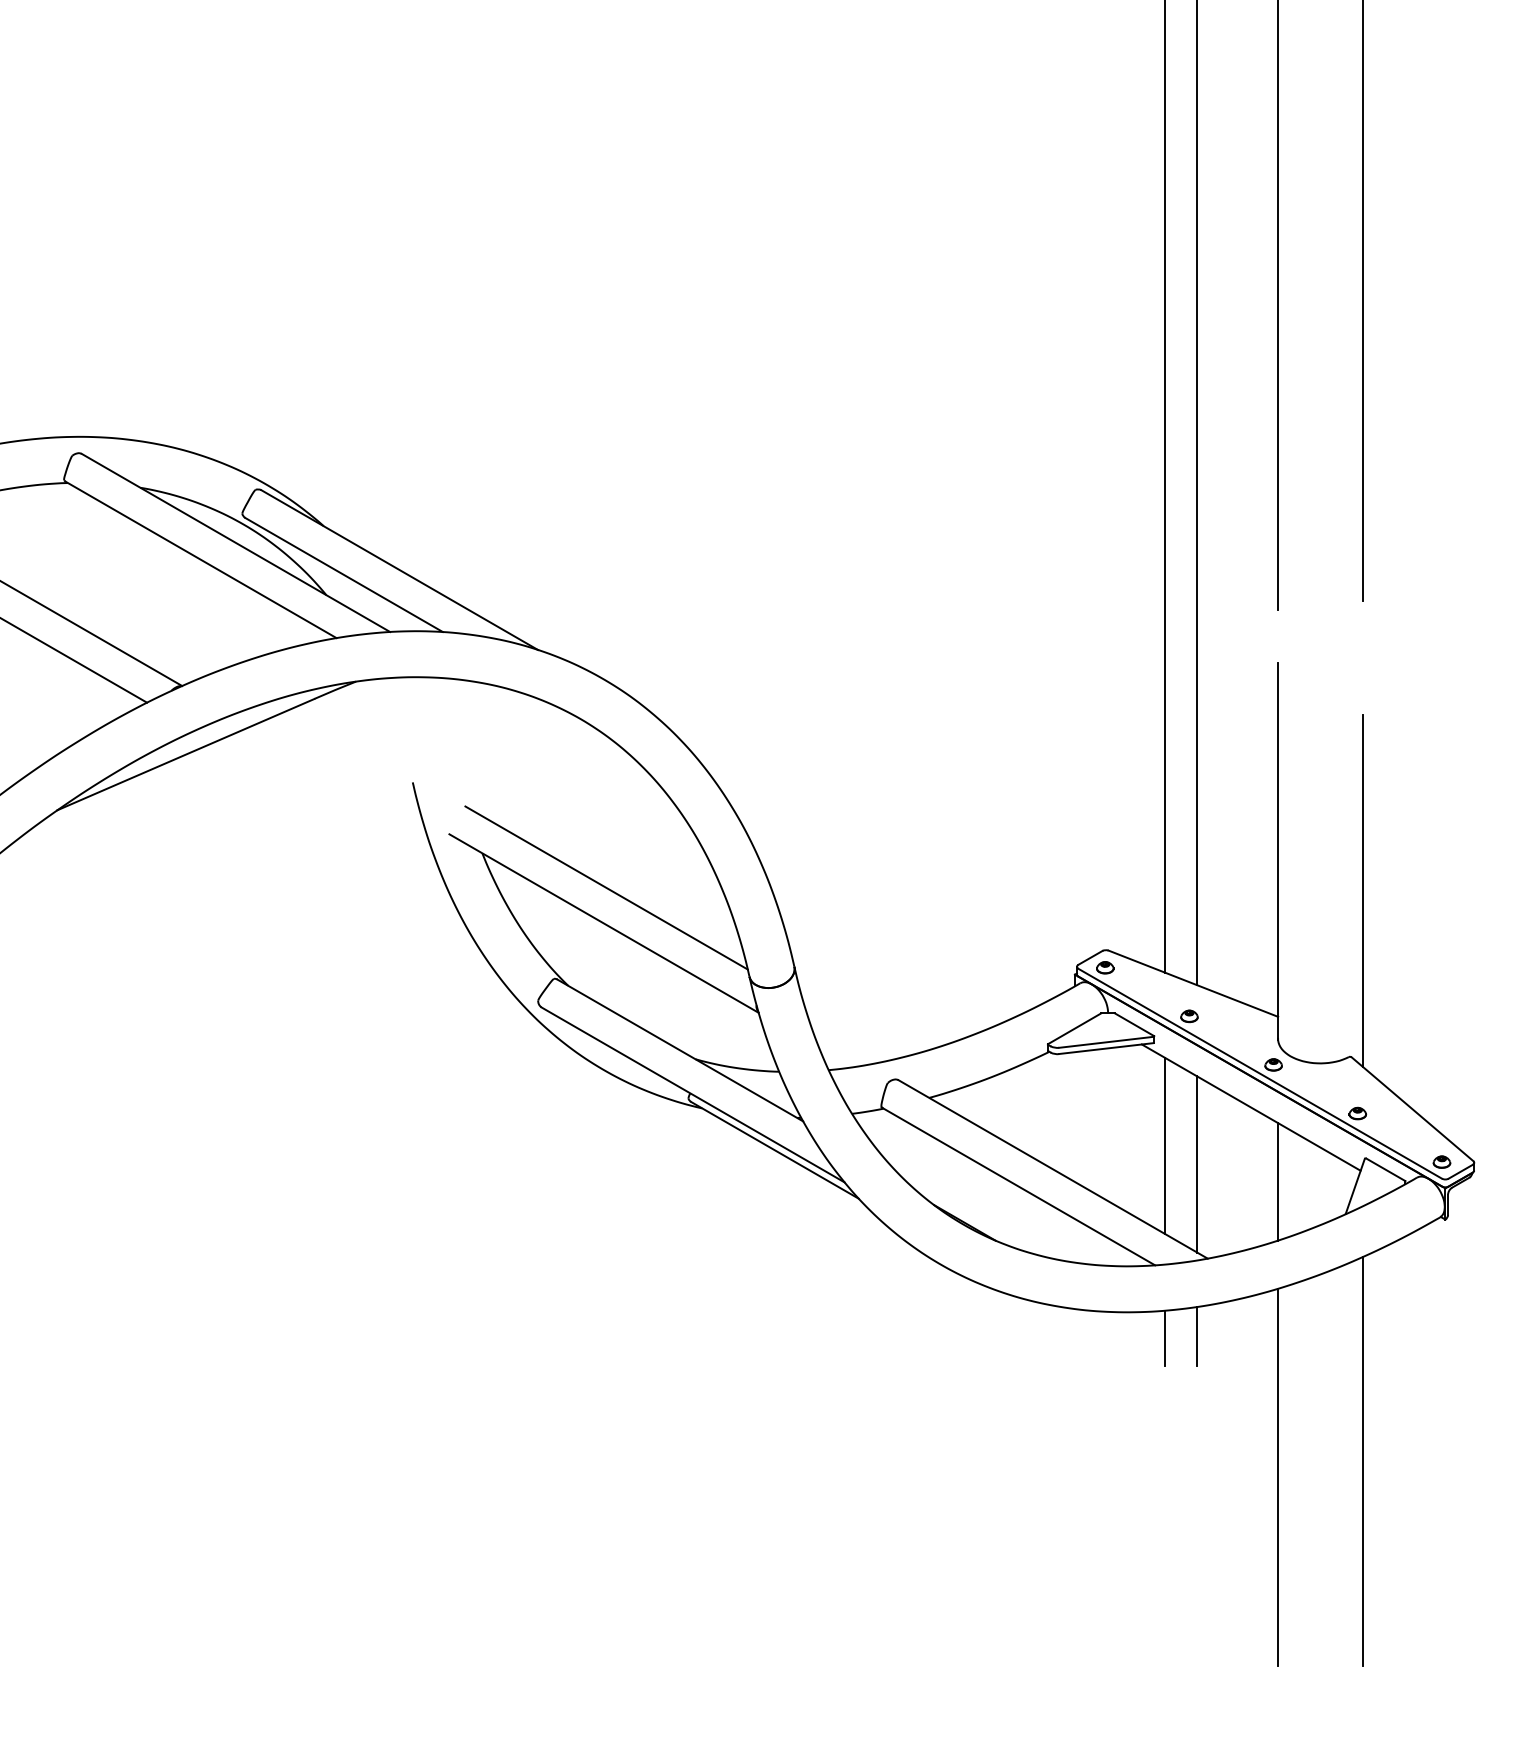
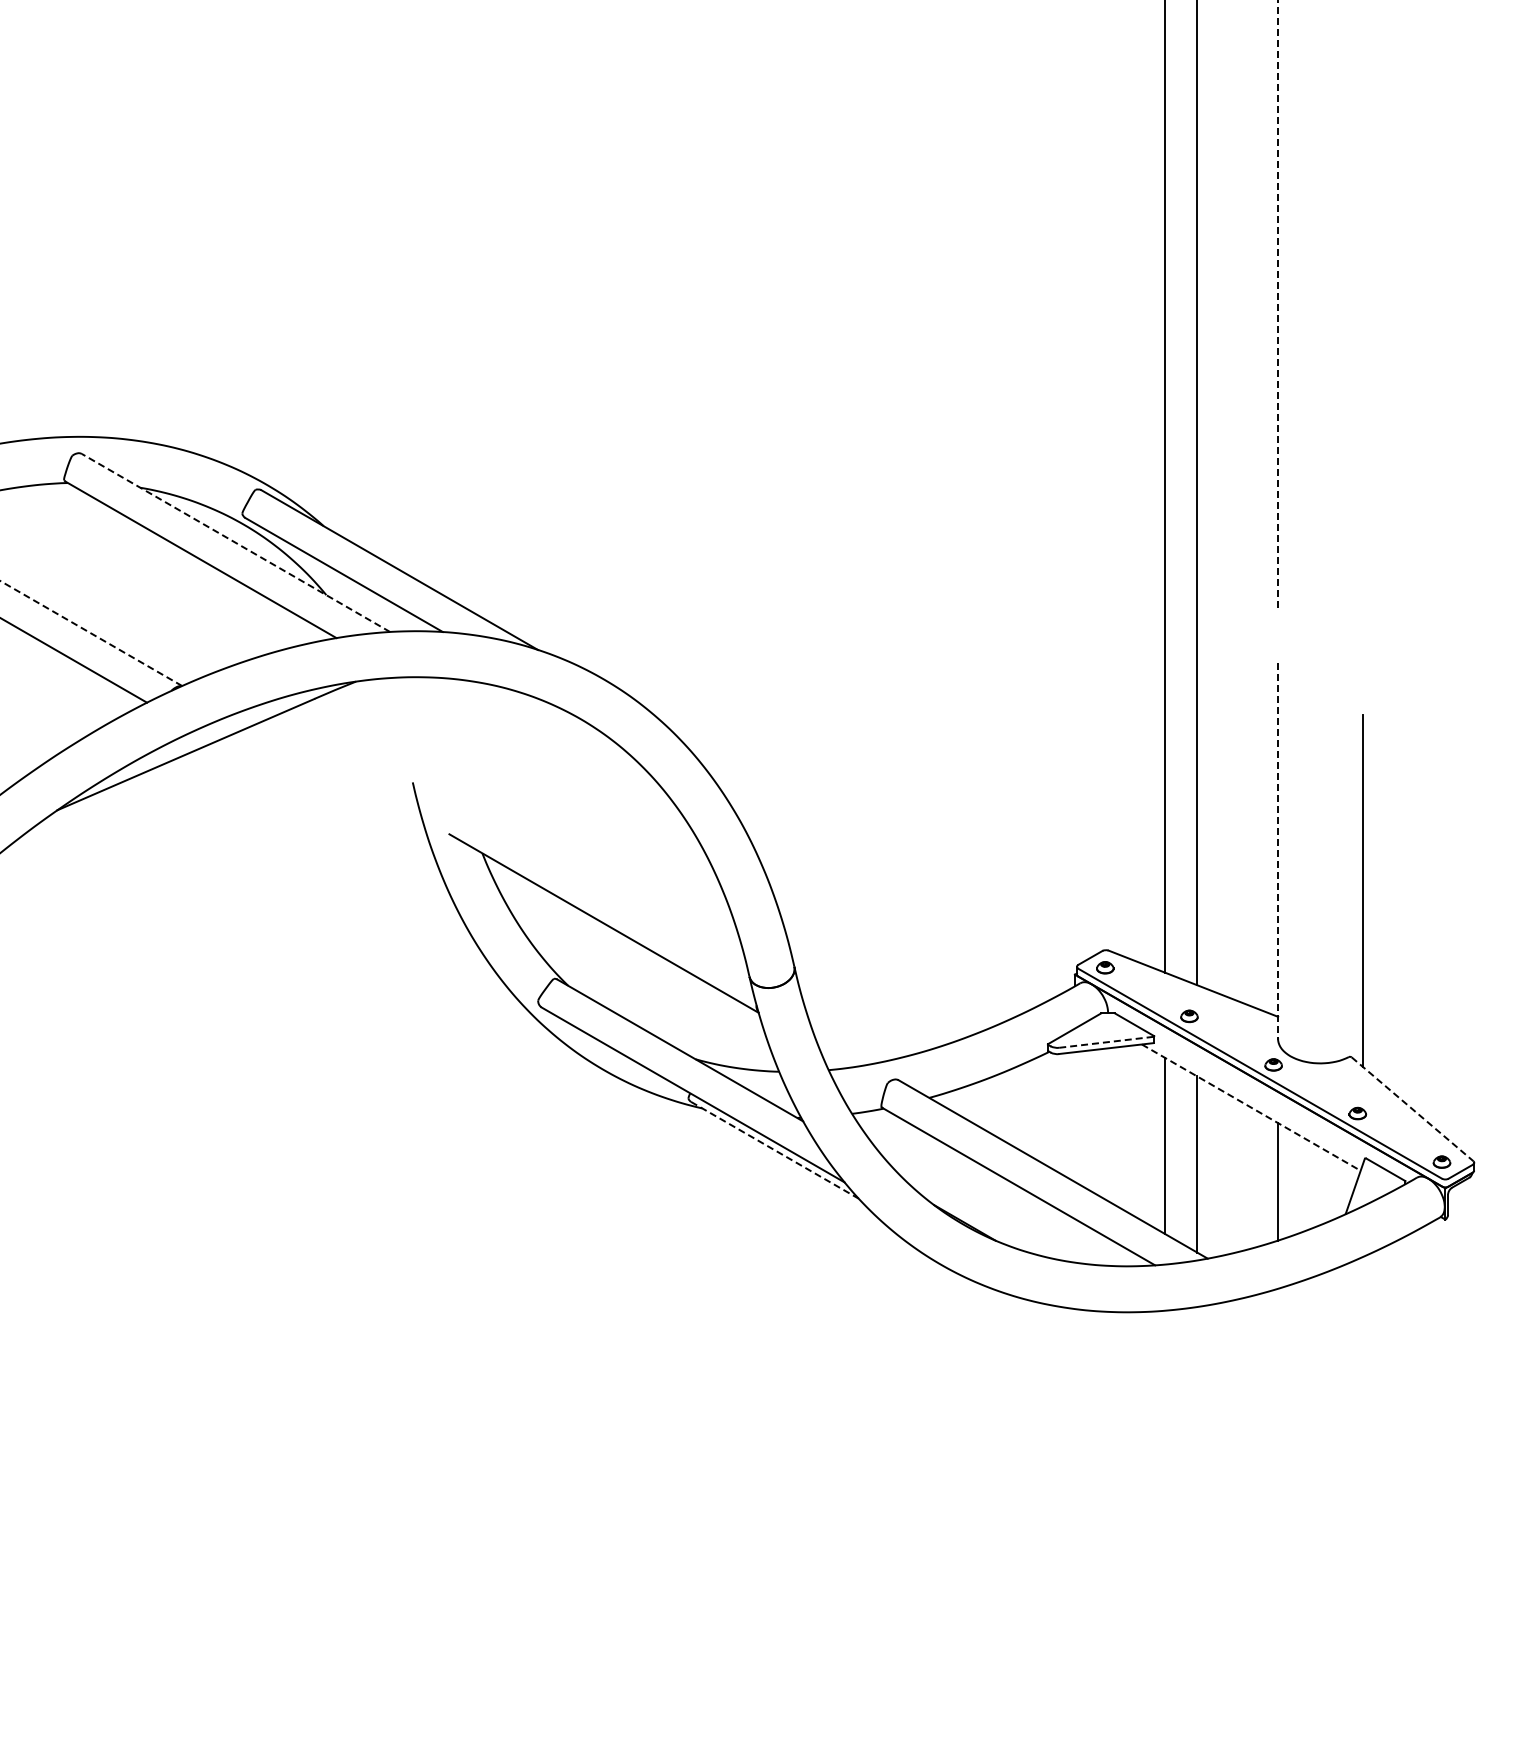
line: present -> none (1362, 301)
line: solid -> dashed (1278, 304)
line: solid -> dashed (235, 542)
line: solid -> dashed (91, 633)
line: solid -> dashed (1278, 852)
line: present -> none (606, 887)
line: solid -> dashed (1106, 1042)
line: solid -> dashed (1251, 1107)
line: solid -> dashed (1412, 1109)
line: solid -> dashed (774, 1150)
line: present -> none (1197, 1336)
line: present -> none (1165, 1338)
line: present -> none (1362, 1461)
line: present -> none (1278, 1477)
